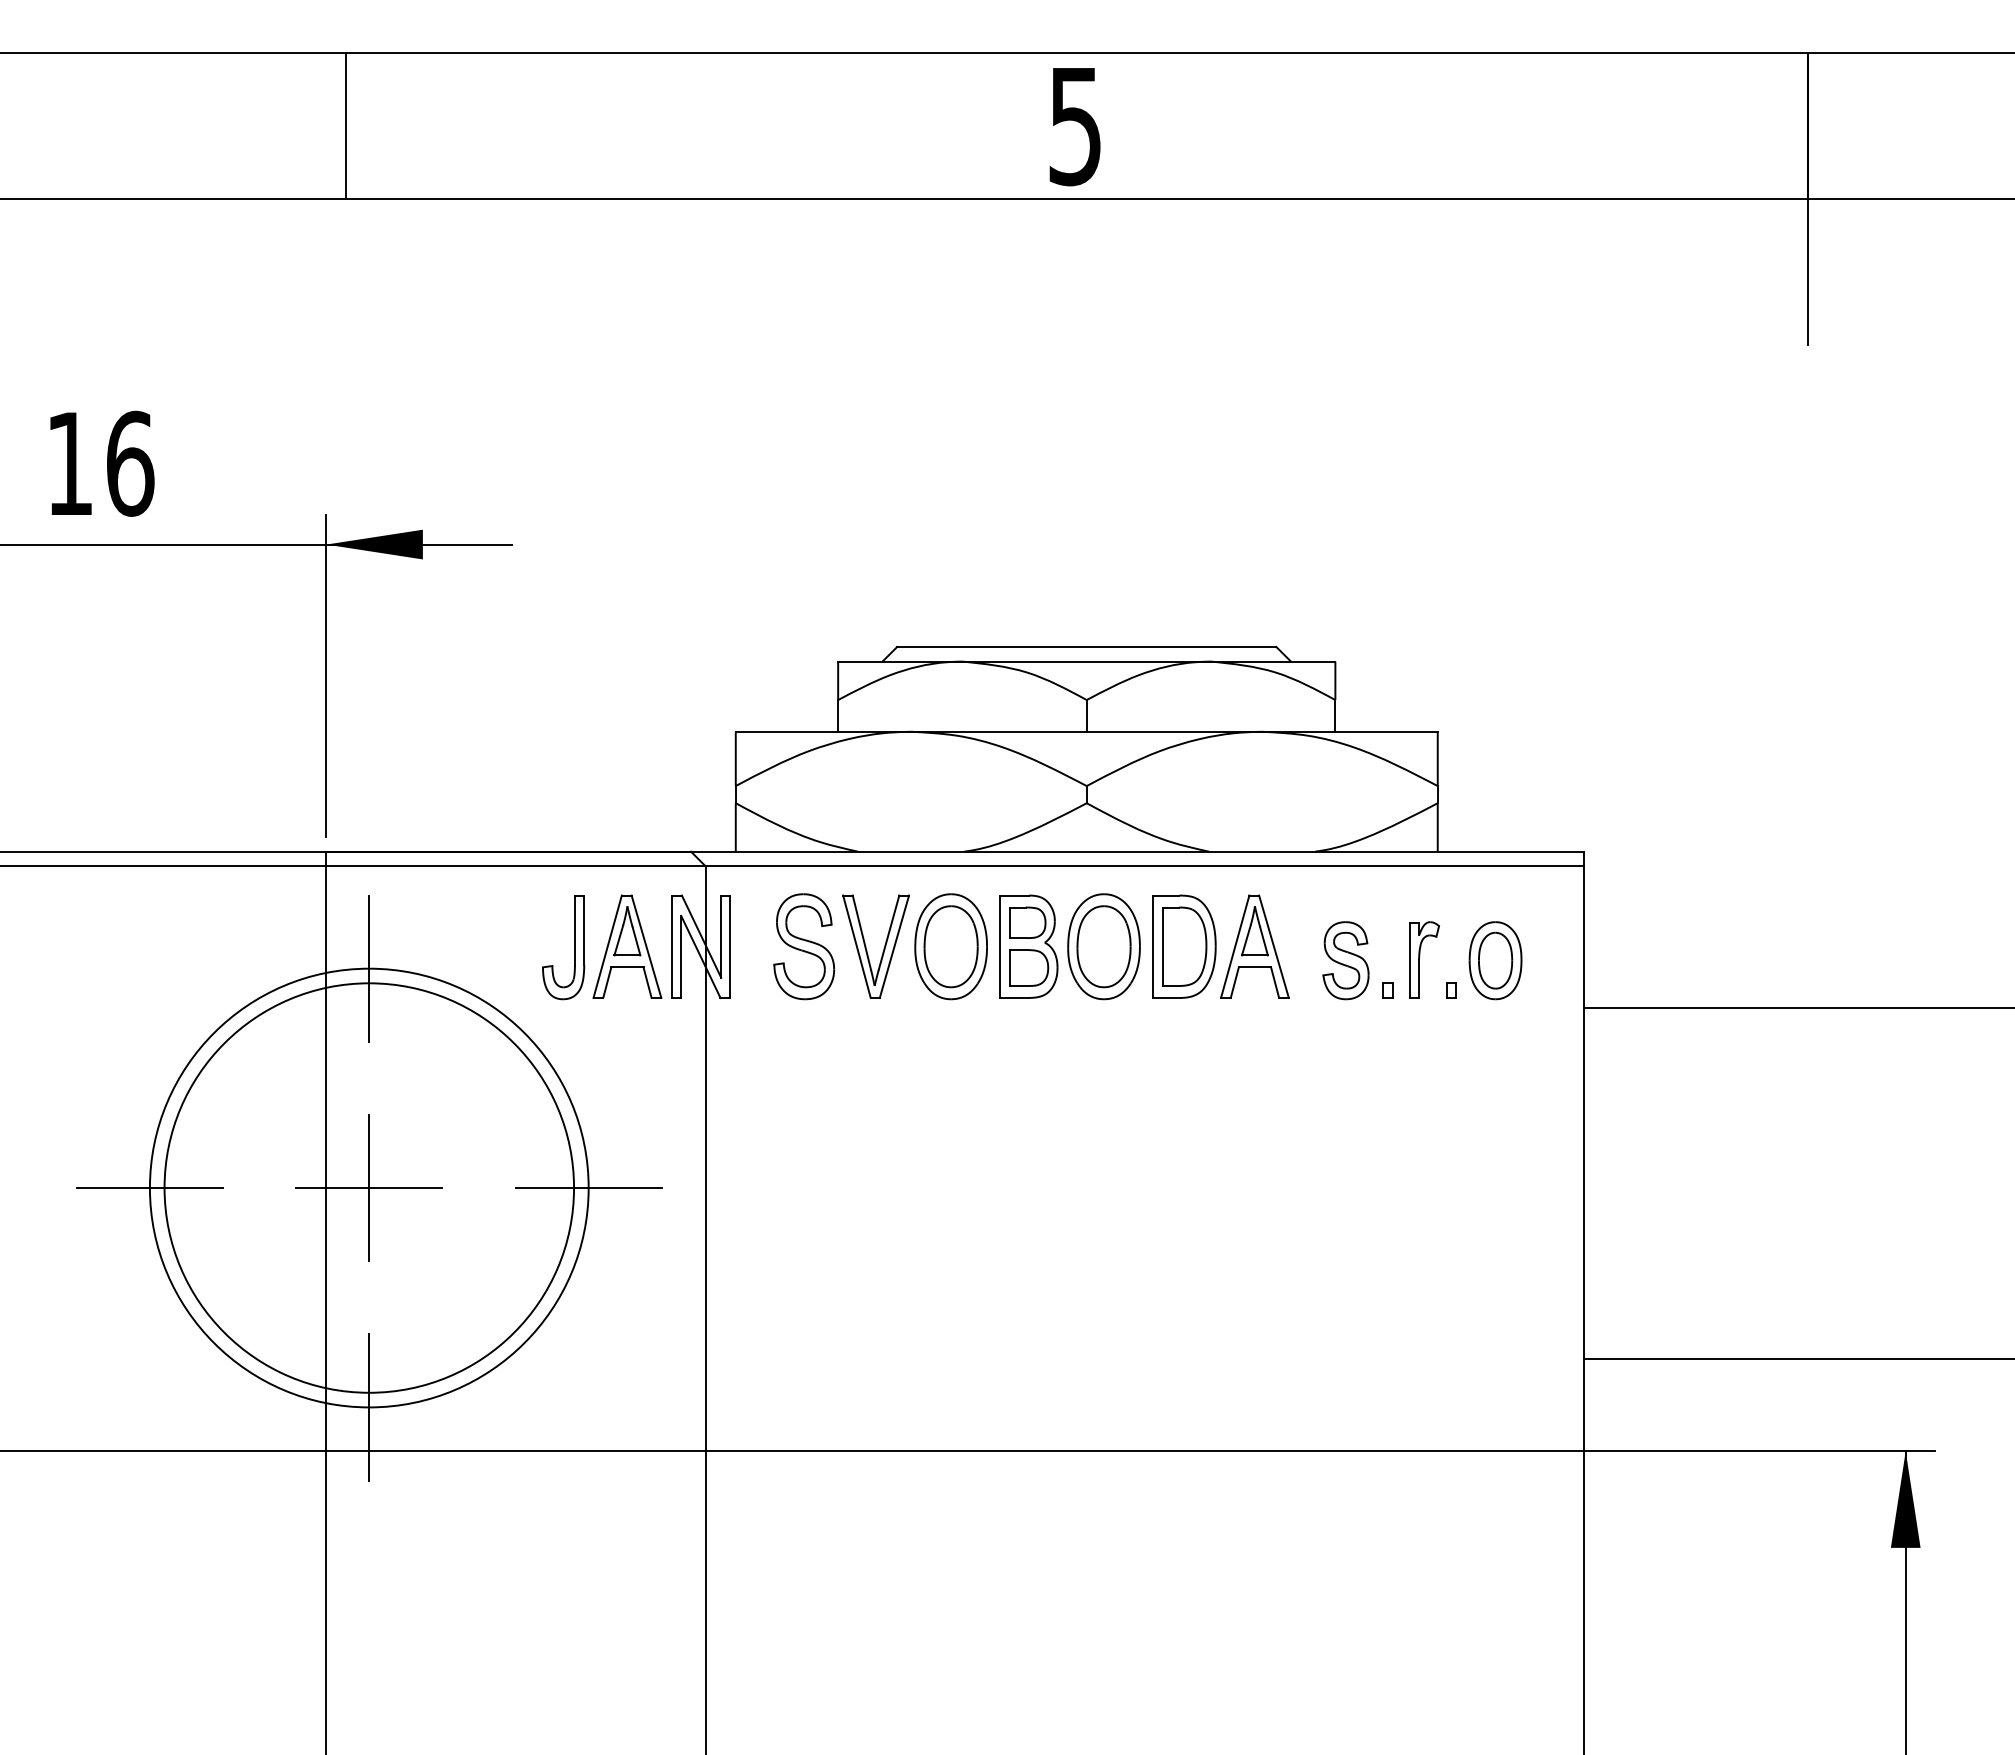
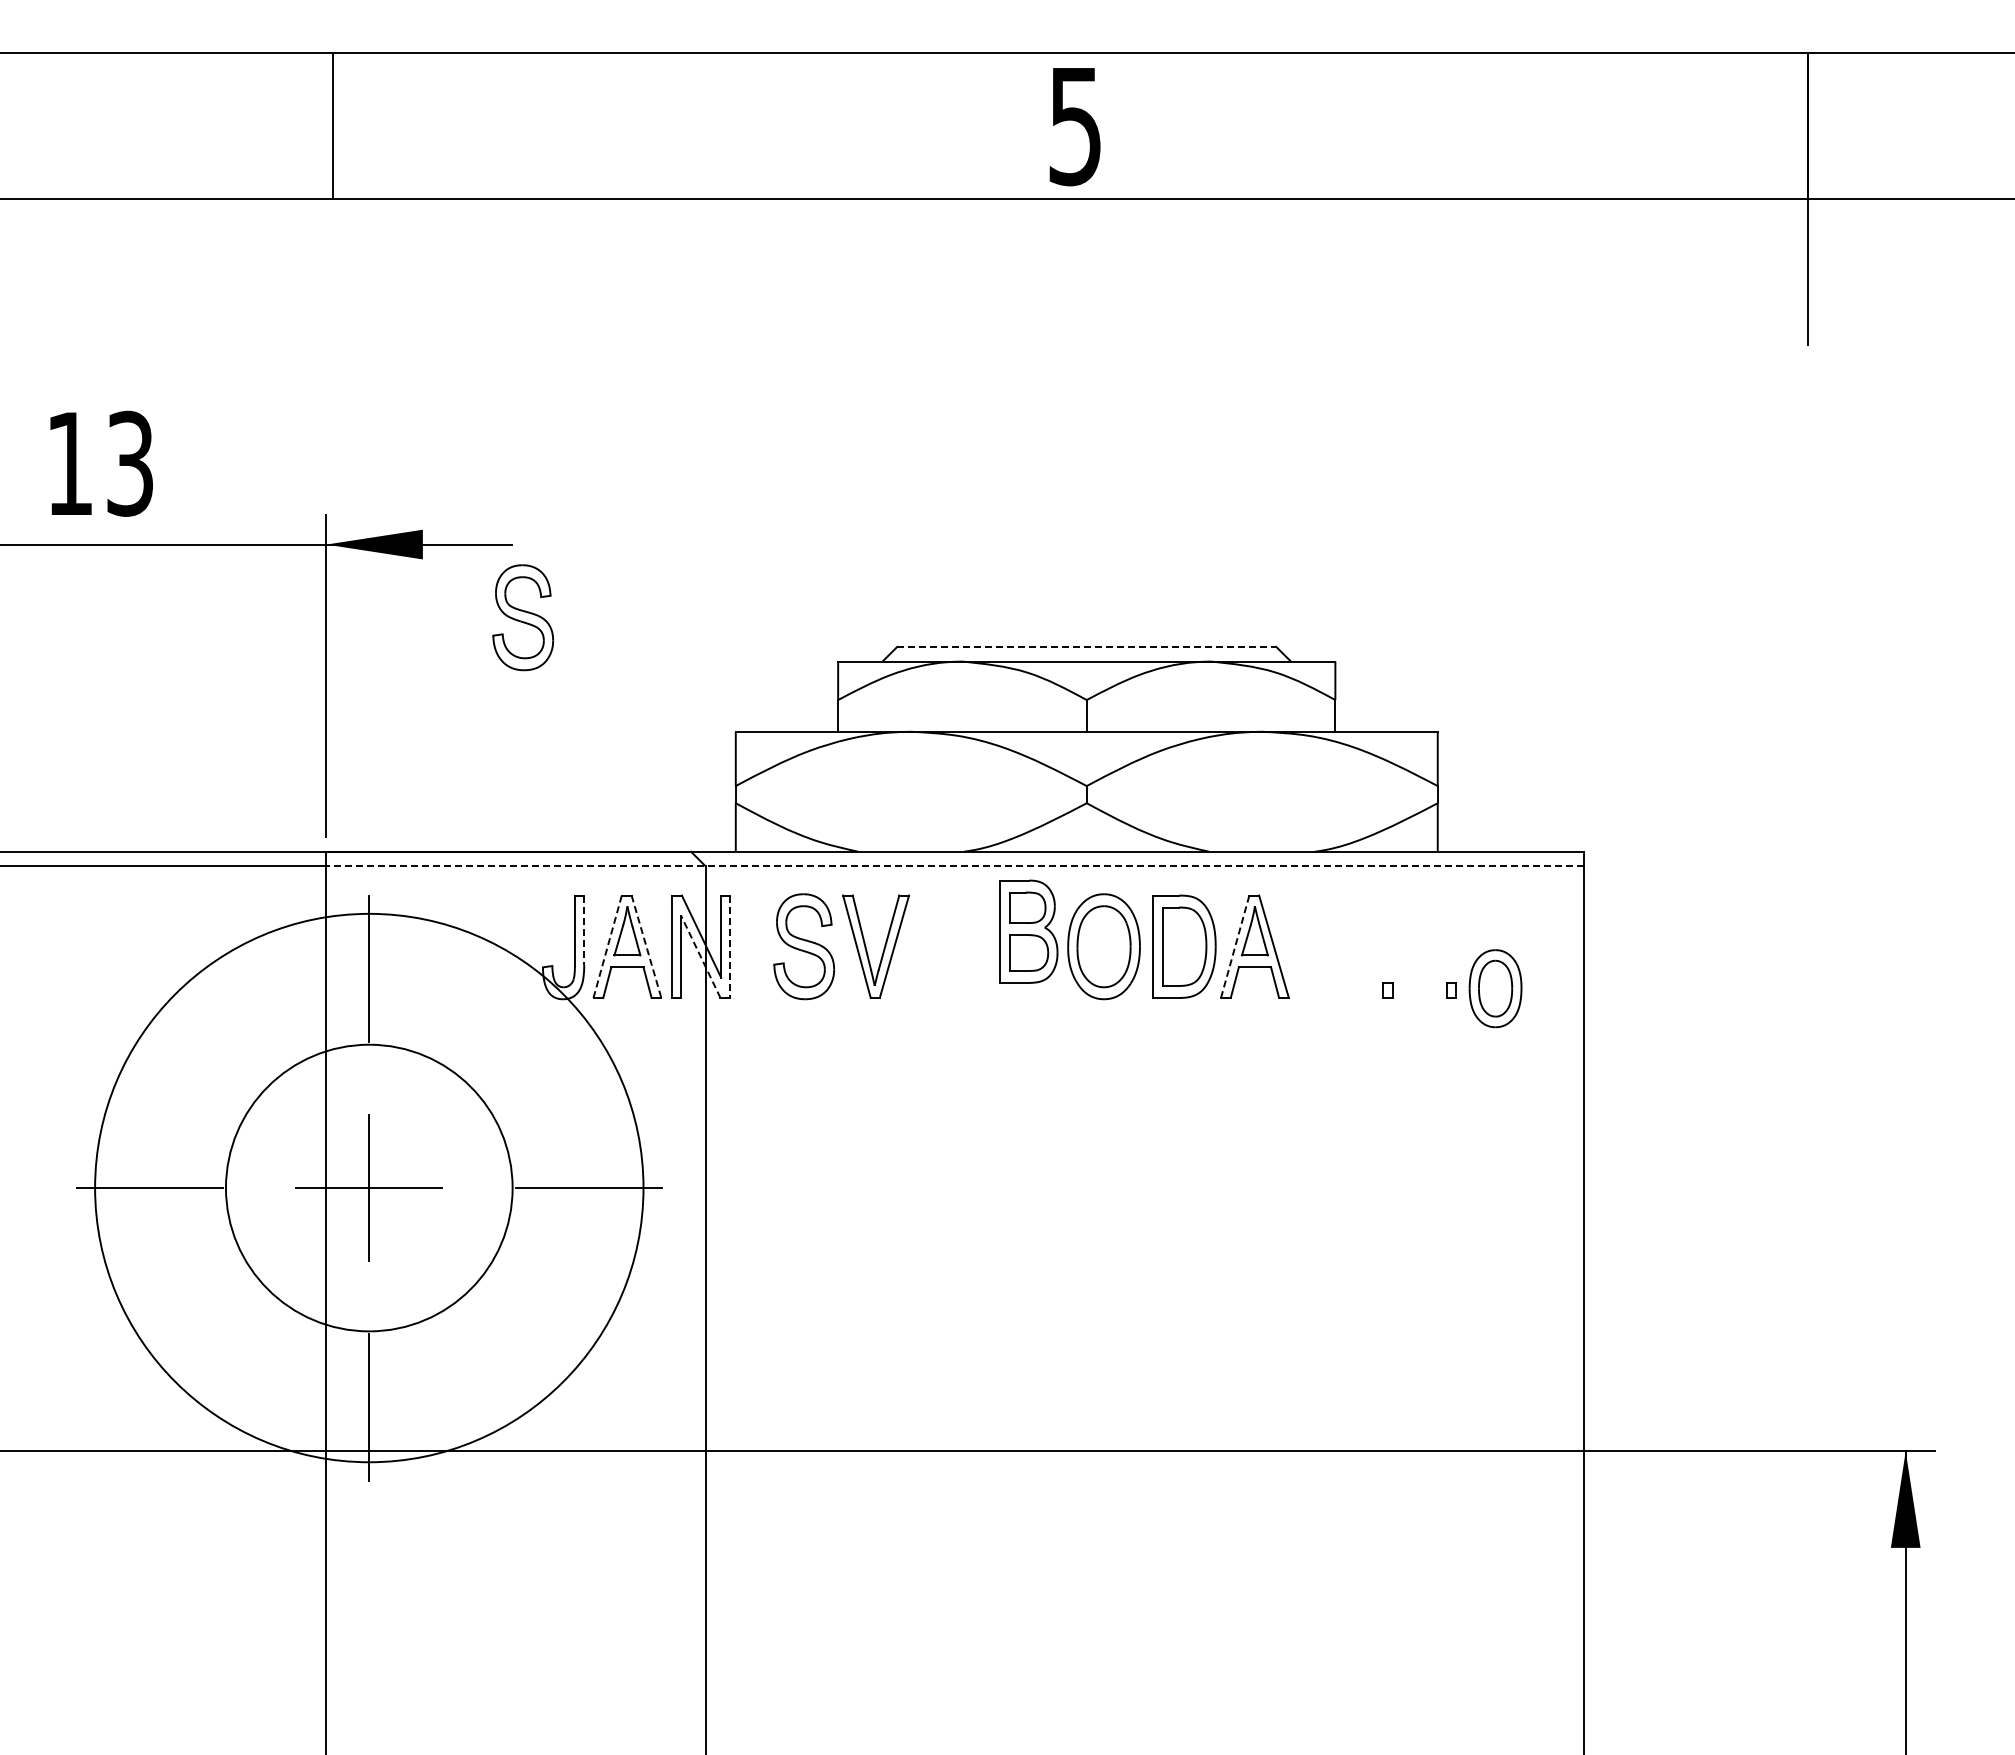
line position: (345, 125) -> (332, 125) (332, 125)
text: 16 -> 13 (130, 463)
part: none -> present (523, 617)
line: solid -> dashed (1086, 646)
line: solid -> dashed (955, 866)
line: solid -> dashed (584, 930)
line: solid -> dashed (607, 946)
part: present -> none (950, 946)
part position: (1028, 946) -> (1028, 931) (1028, 931)
line: solid -> dashed (1235, 946)
line: solid -> dashed (646, 947)
line: solid -> dashed (730, 947)
line: solid -> dashed (700, 956)
part: present -> none (1424, 959)
part: present -> none (1345, 960)
part position: (1495, 960) -> (1495, 988) (1495, 988)
line: present -> none (1797, 1008)
circle diameter: 439 px -> 548 px (369, 1187)
circle diameter: 409 px -> 287 px (368, 1187)
line: present -> none (1797, 1359)
